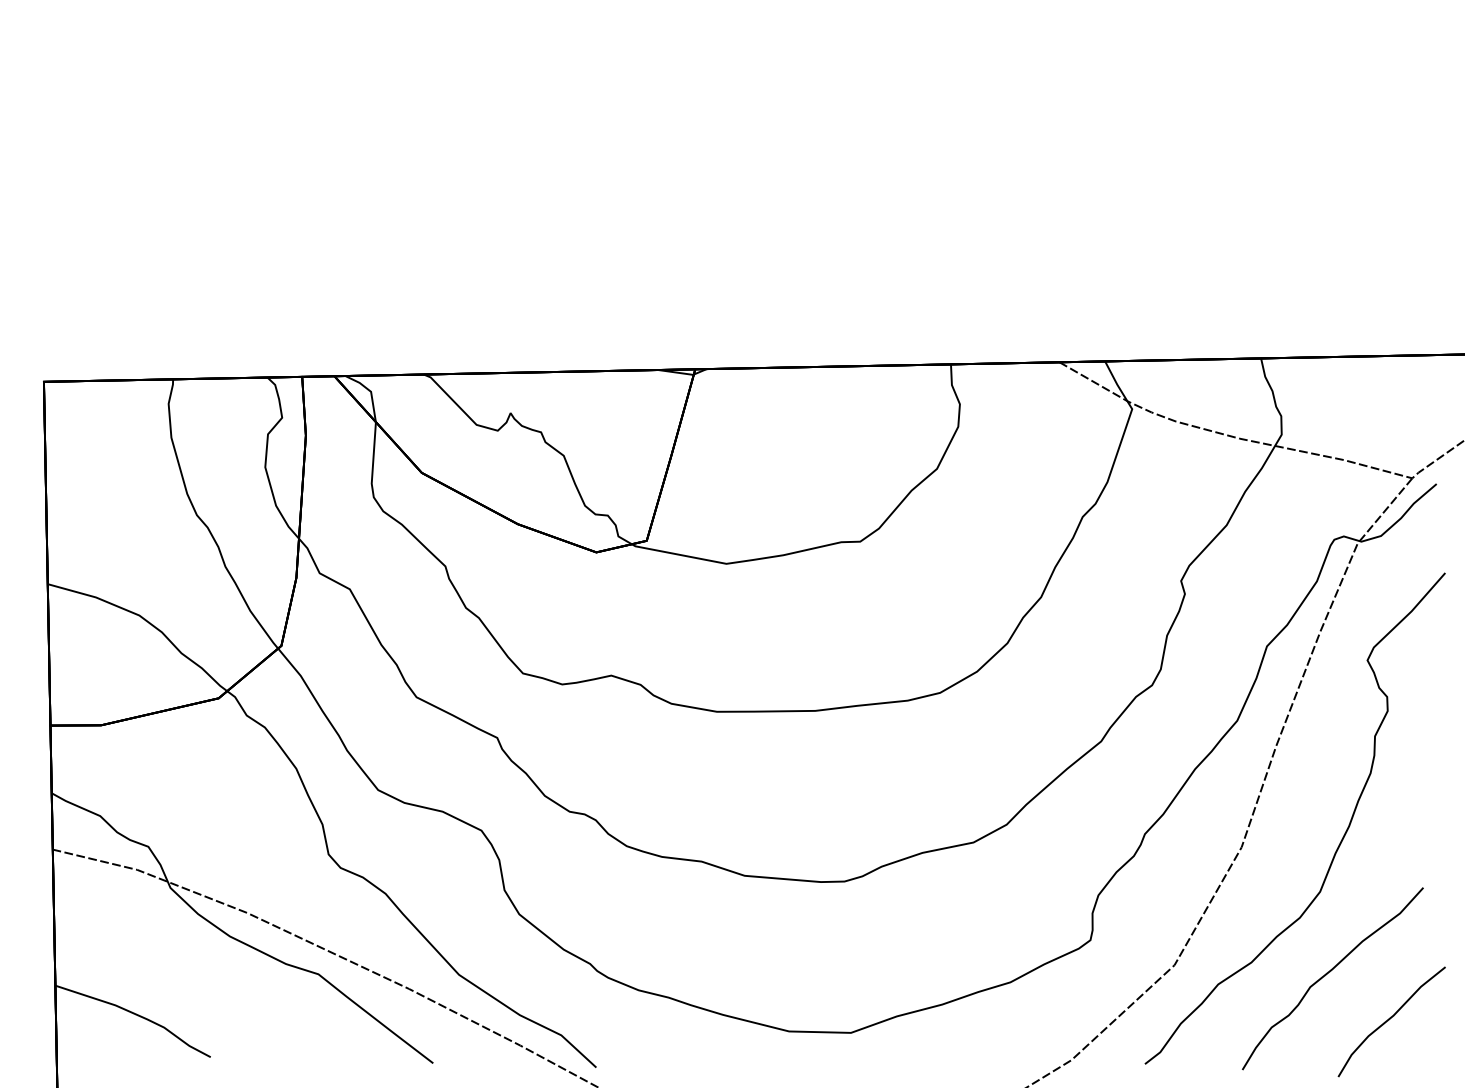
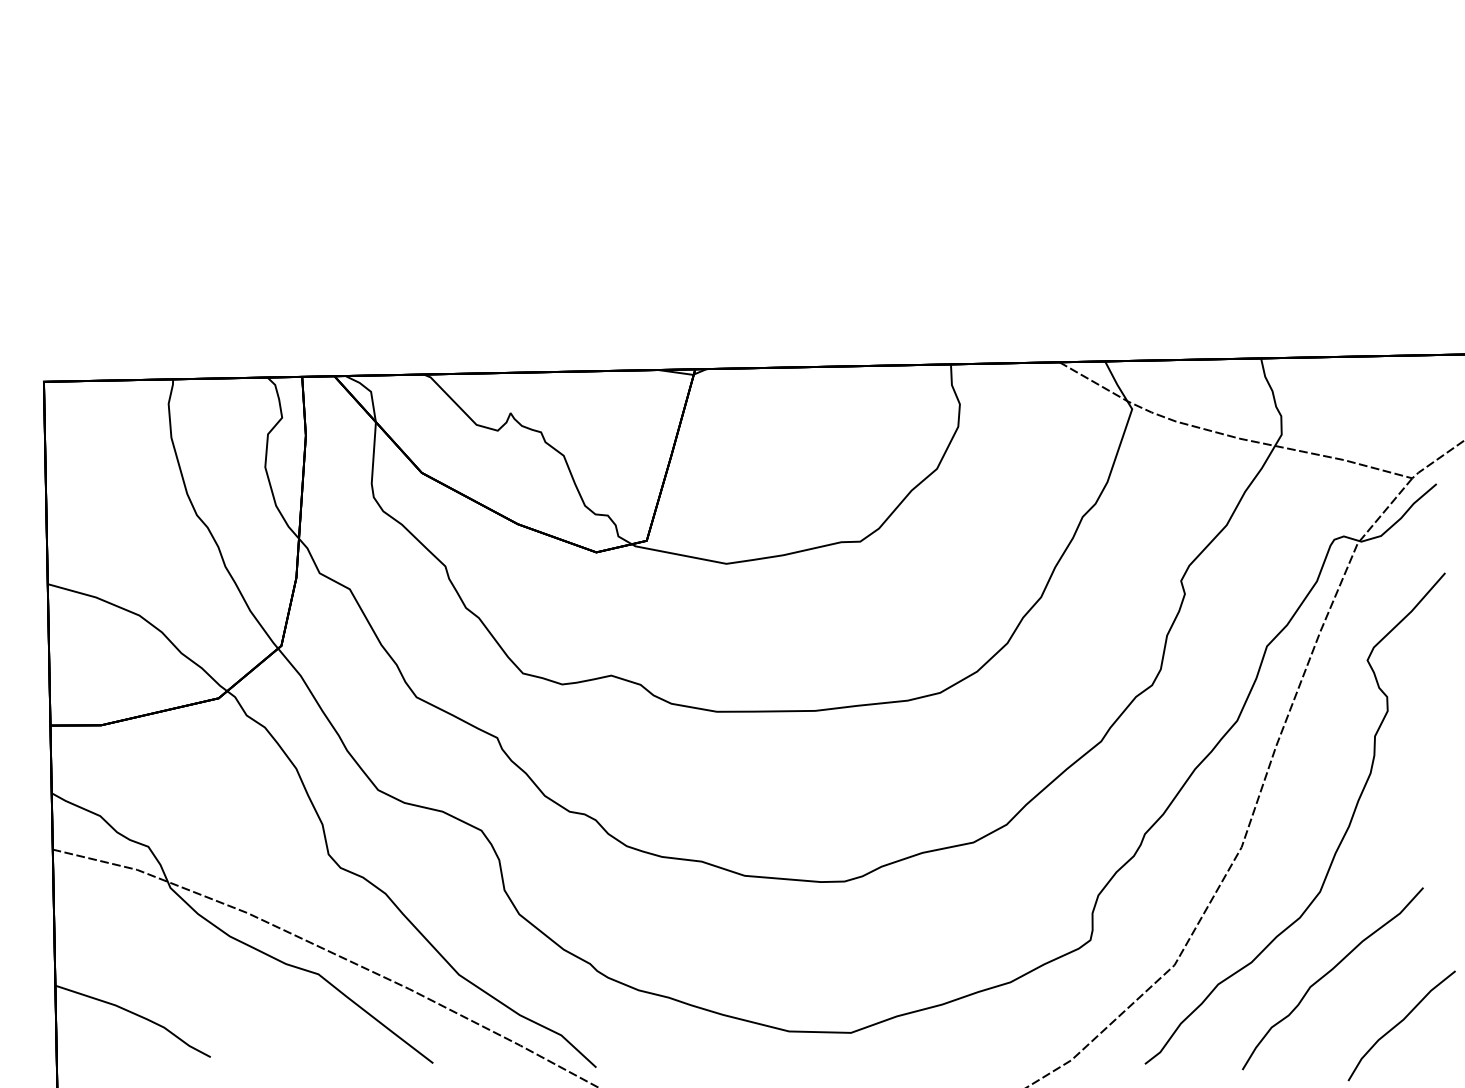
curve position: (1390, 1019) -> (1400, 1023) (1400, 1023)
